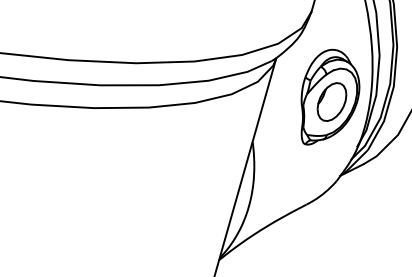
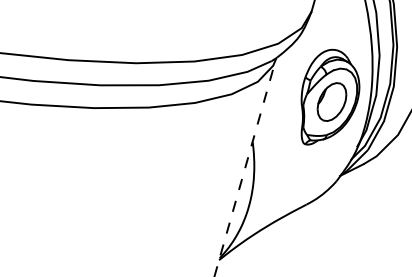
line: solid -> dashed (245, 166)
